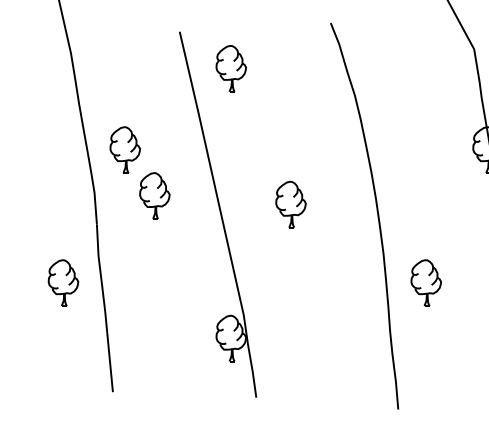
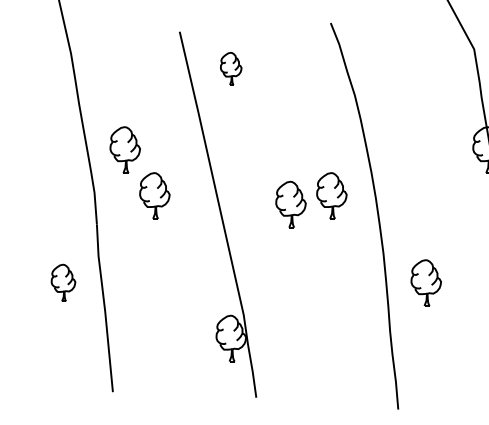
part size: 32x48 px -> 23x34 px (231, 68)
part: none -> present (331, 195)
part size: 33x48 px -> 27x39 px (63, 282)
